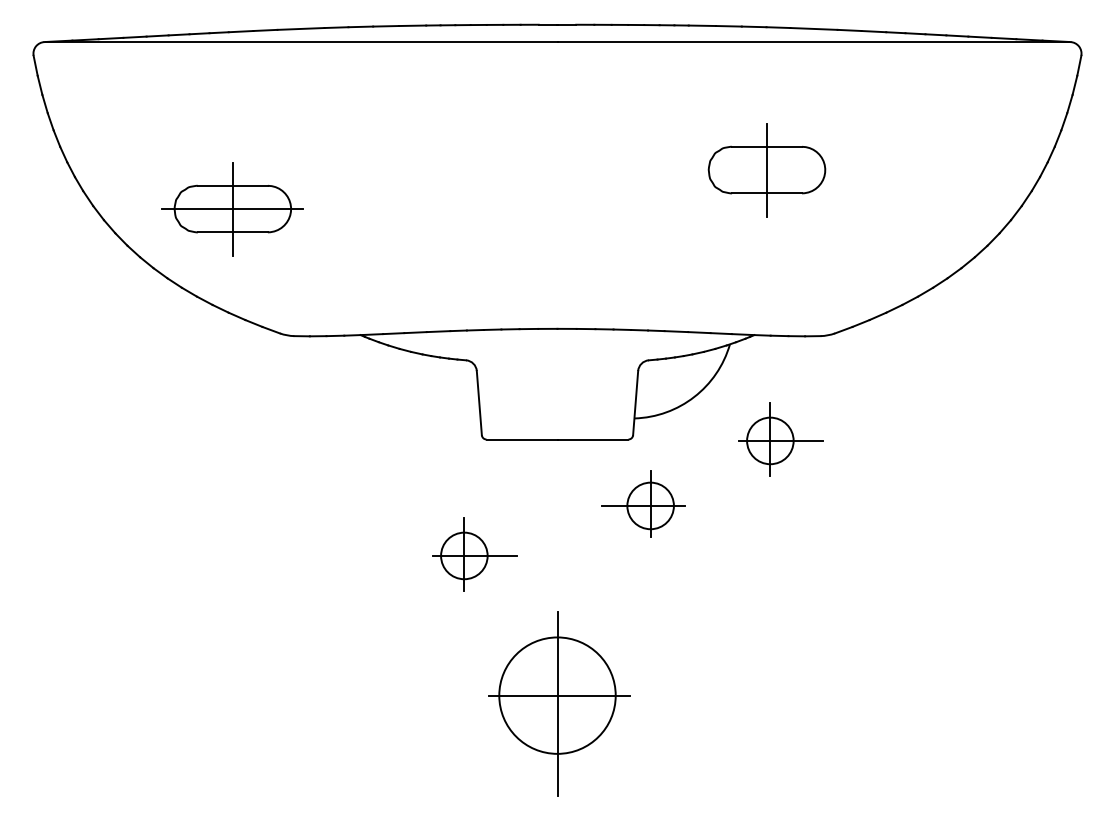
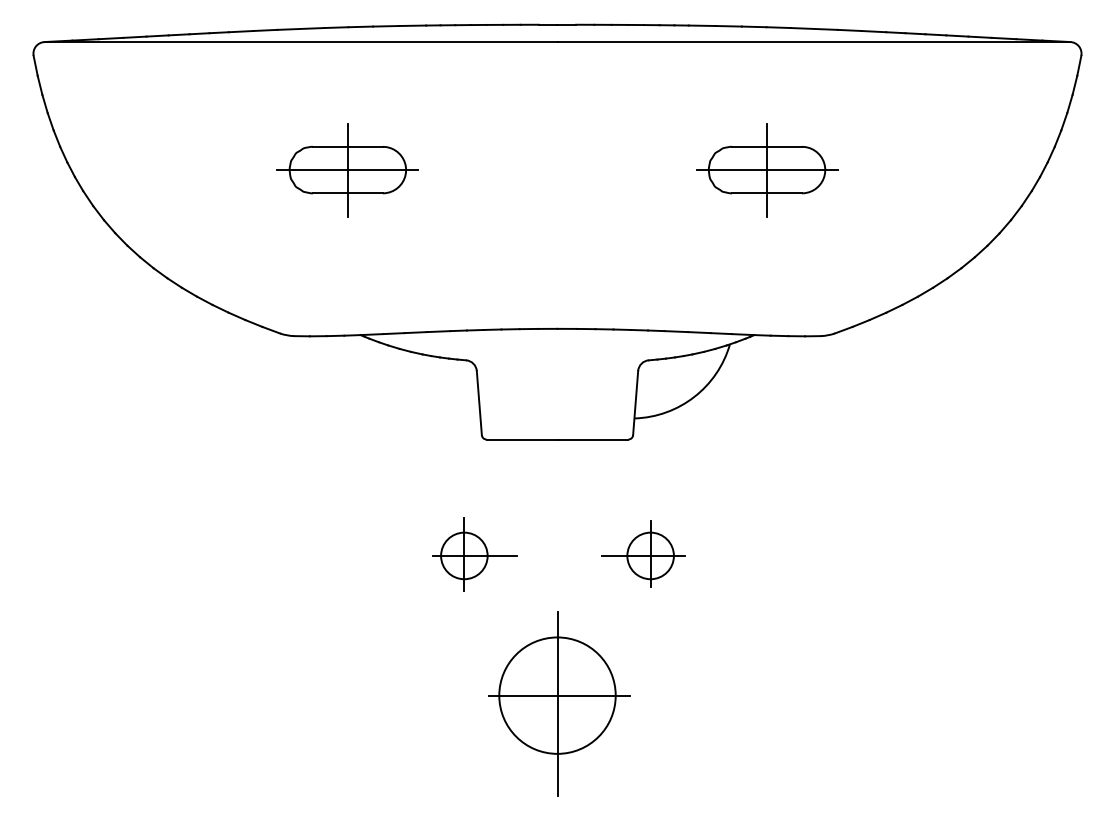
line: none -> present (766, 170)
part position: (232, 209) -> (347, 170) (347, 170)
part: present -> none (780, 439)
part position: (643, 503) -> (643, 553) (643, 553)
